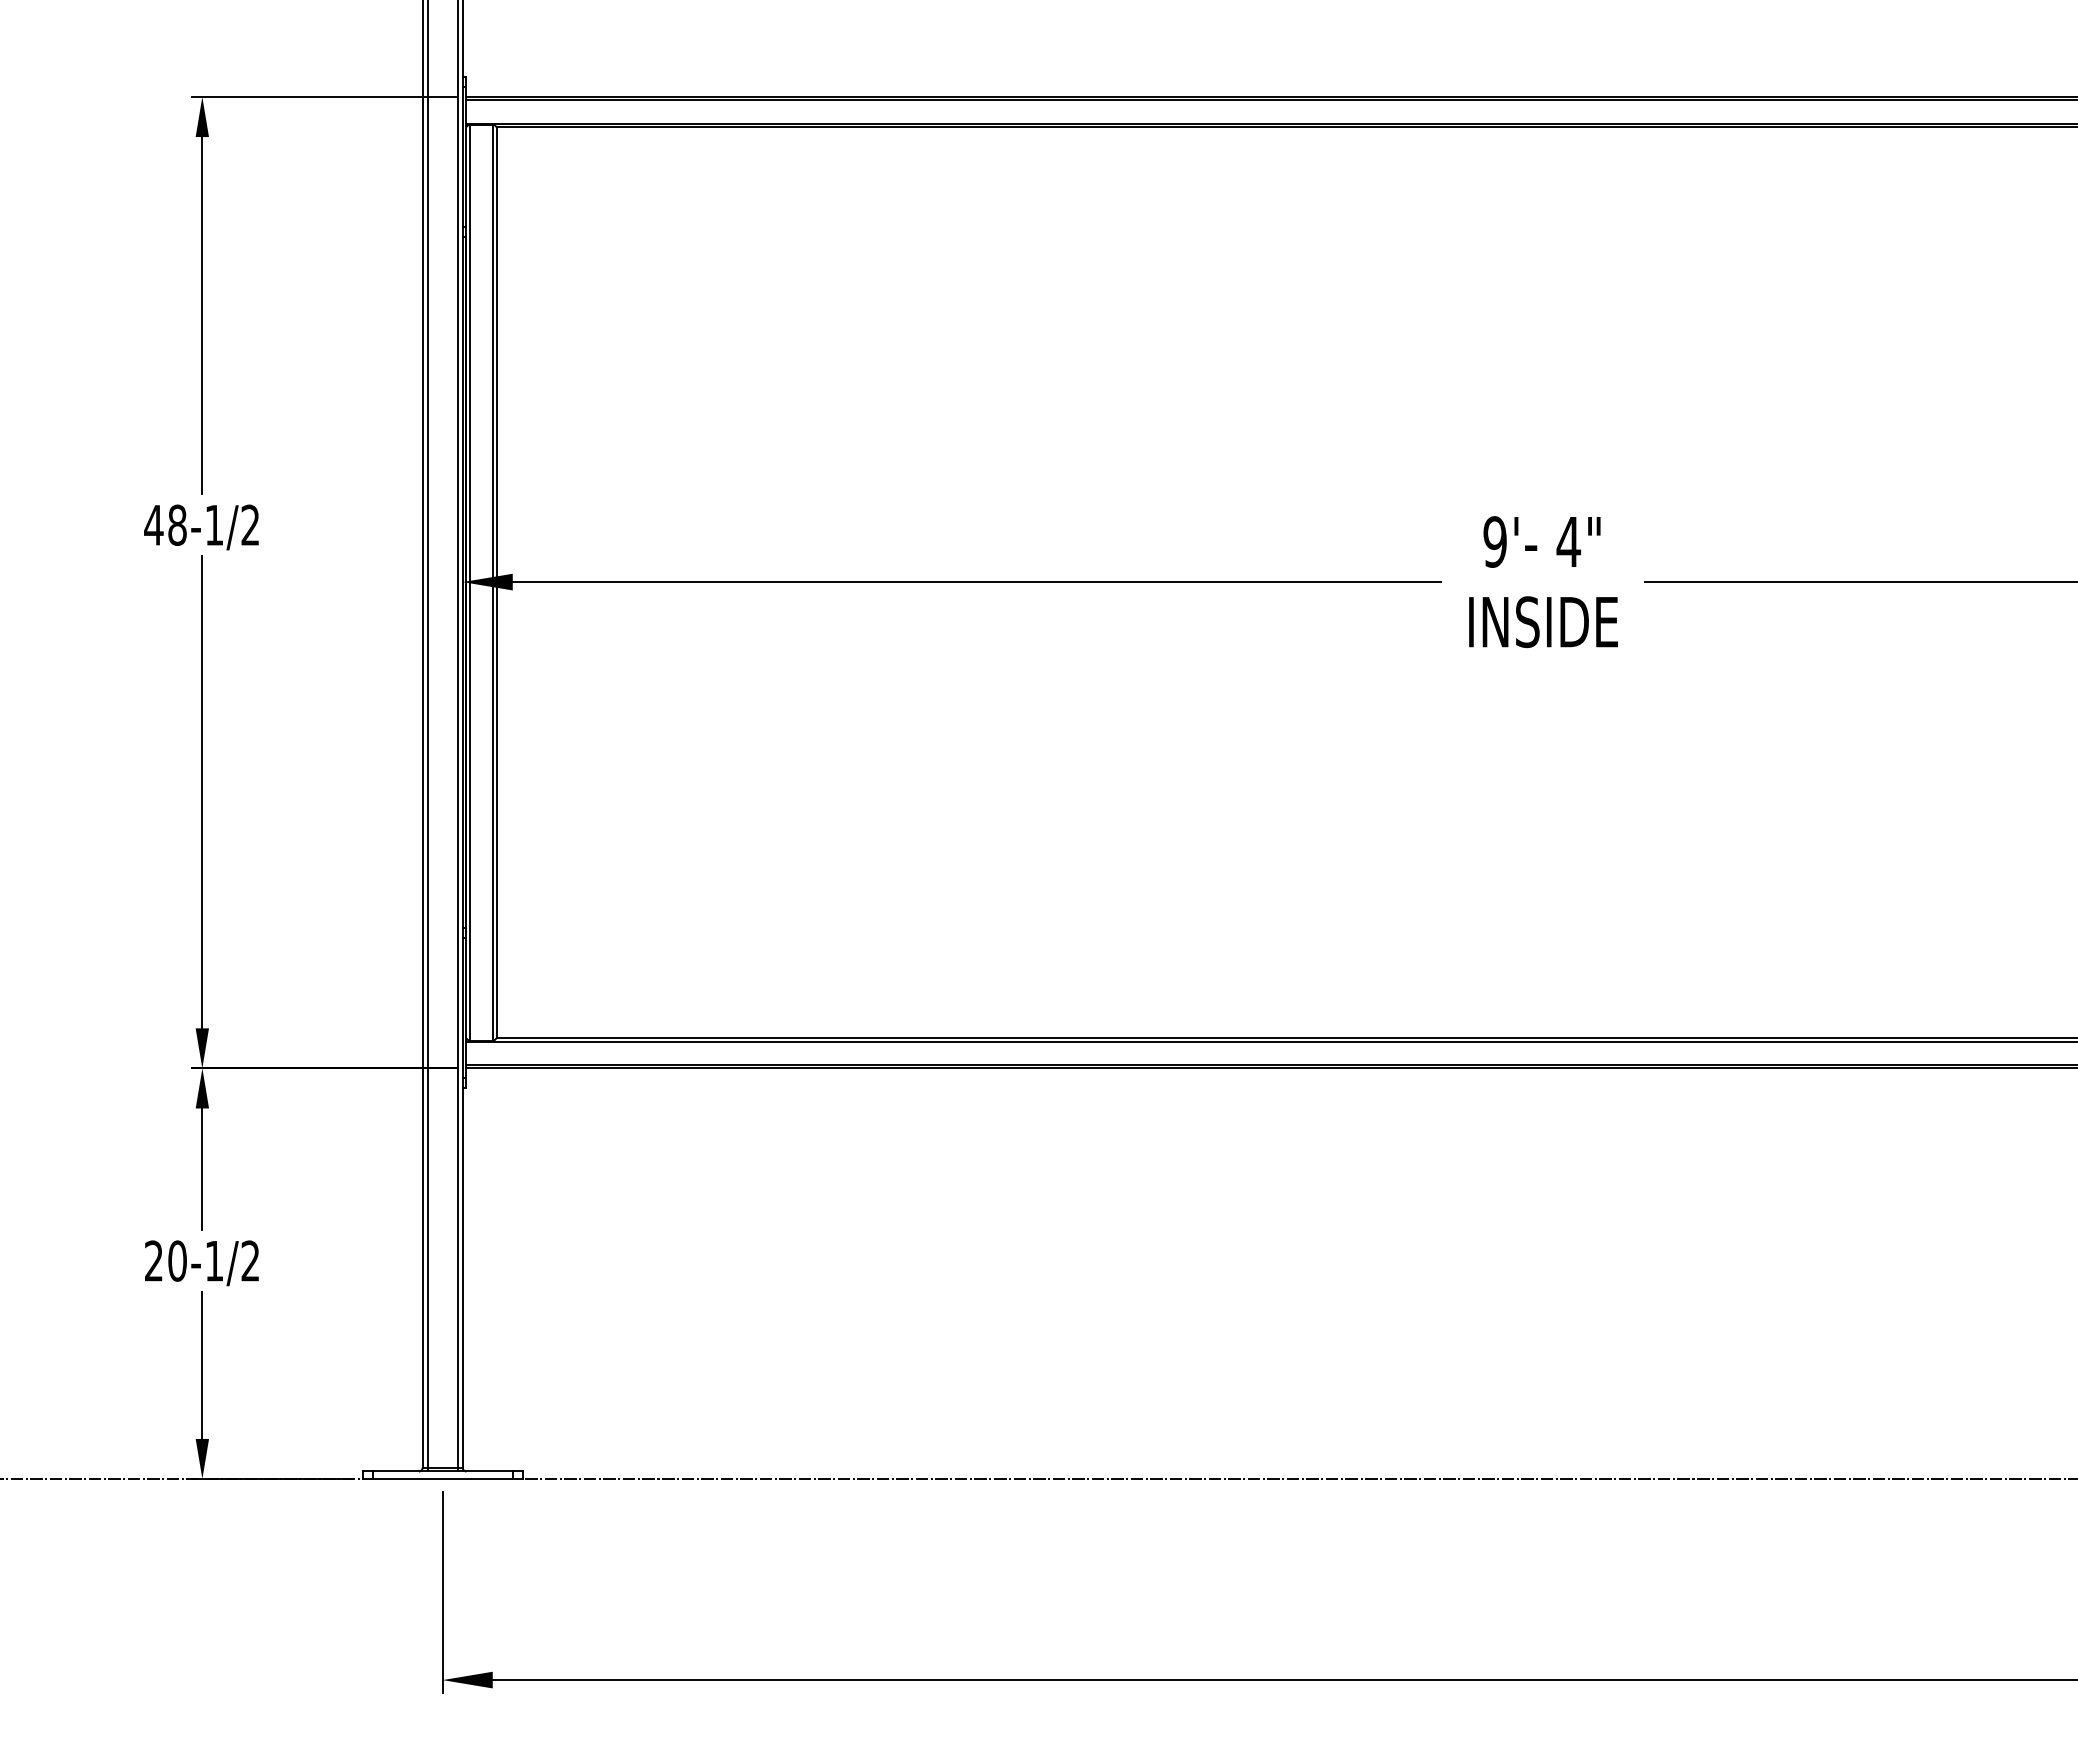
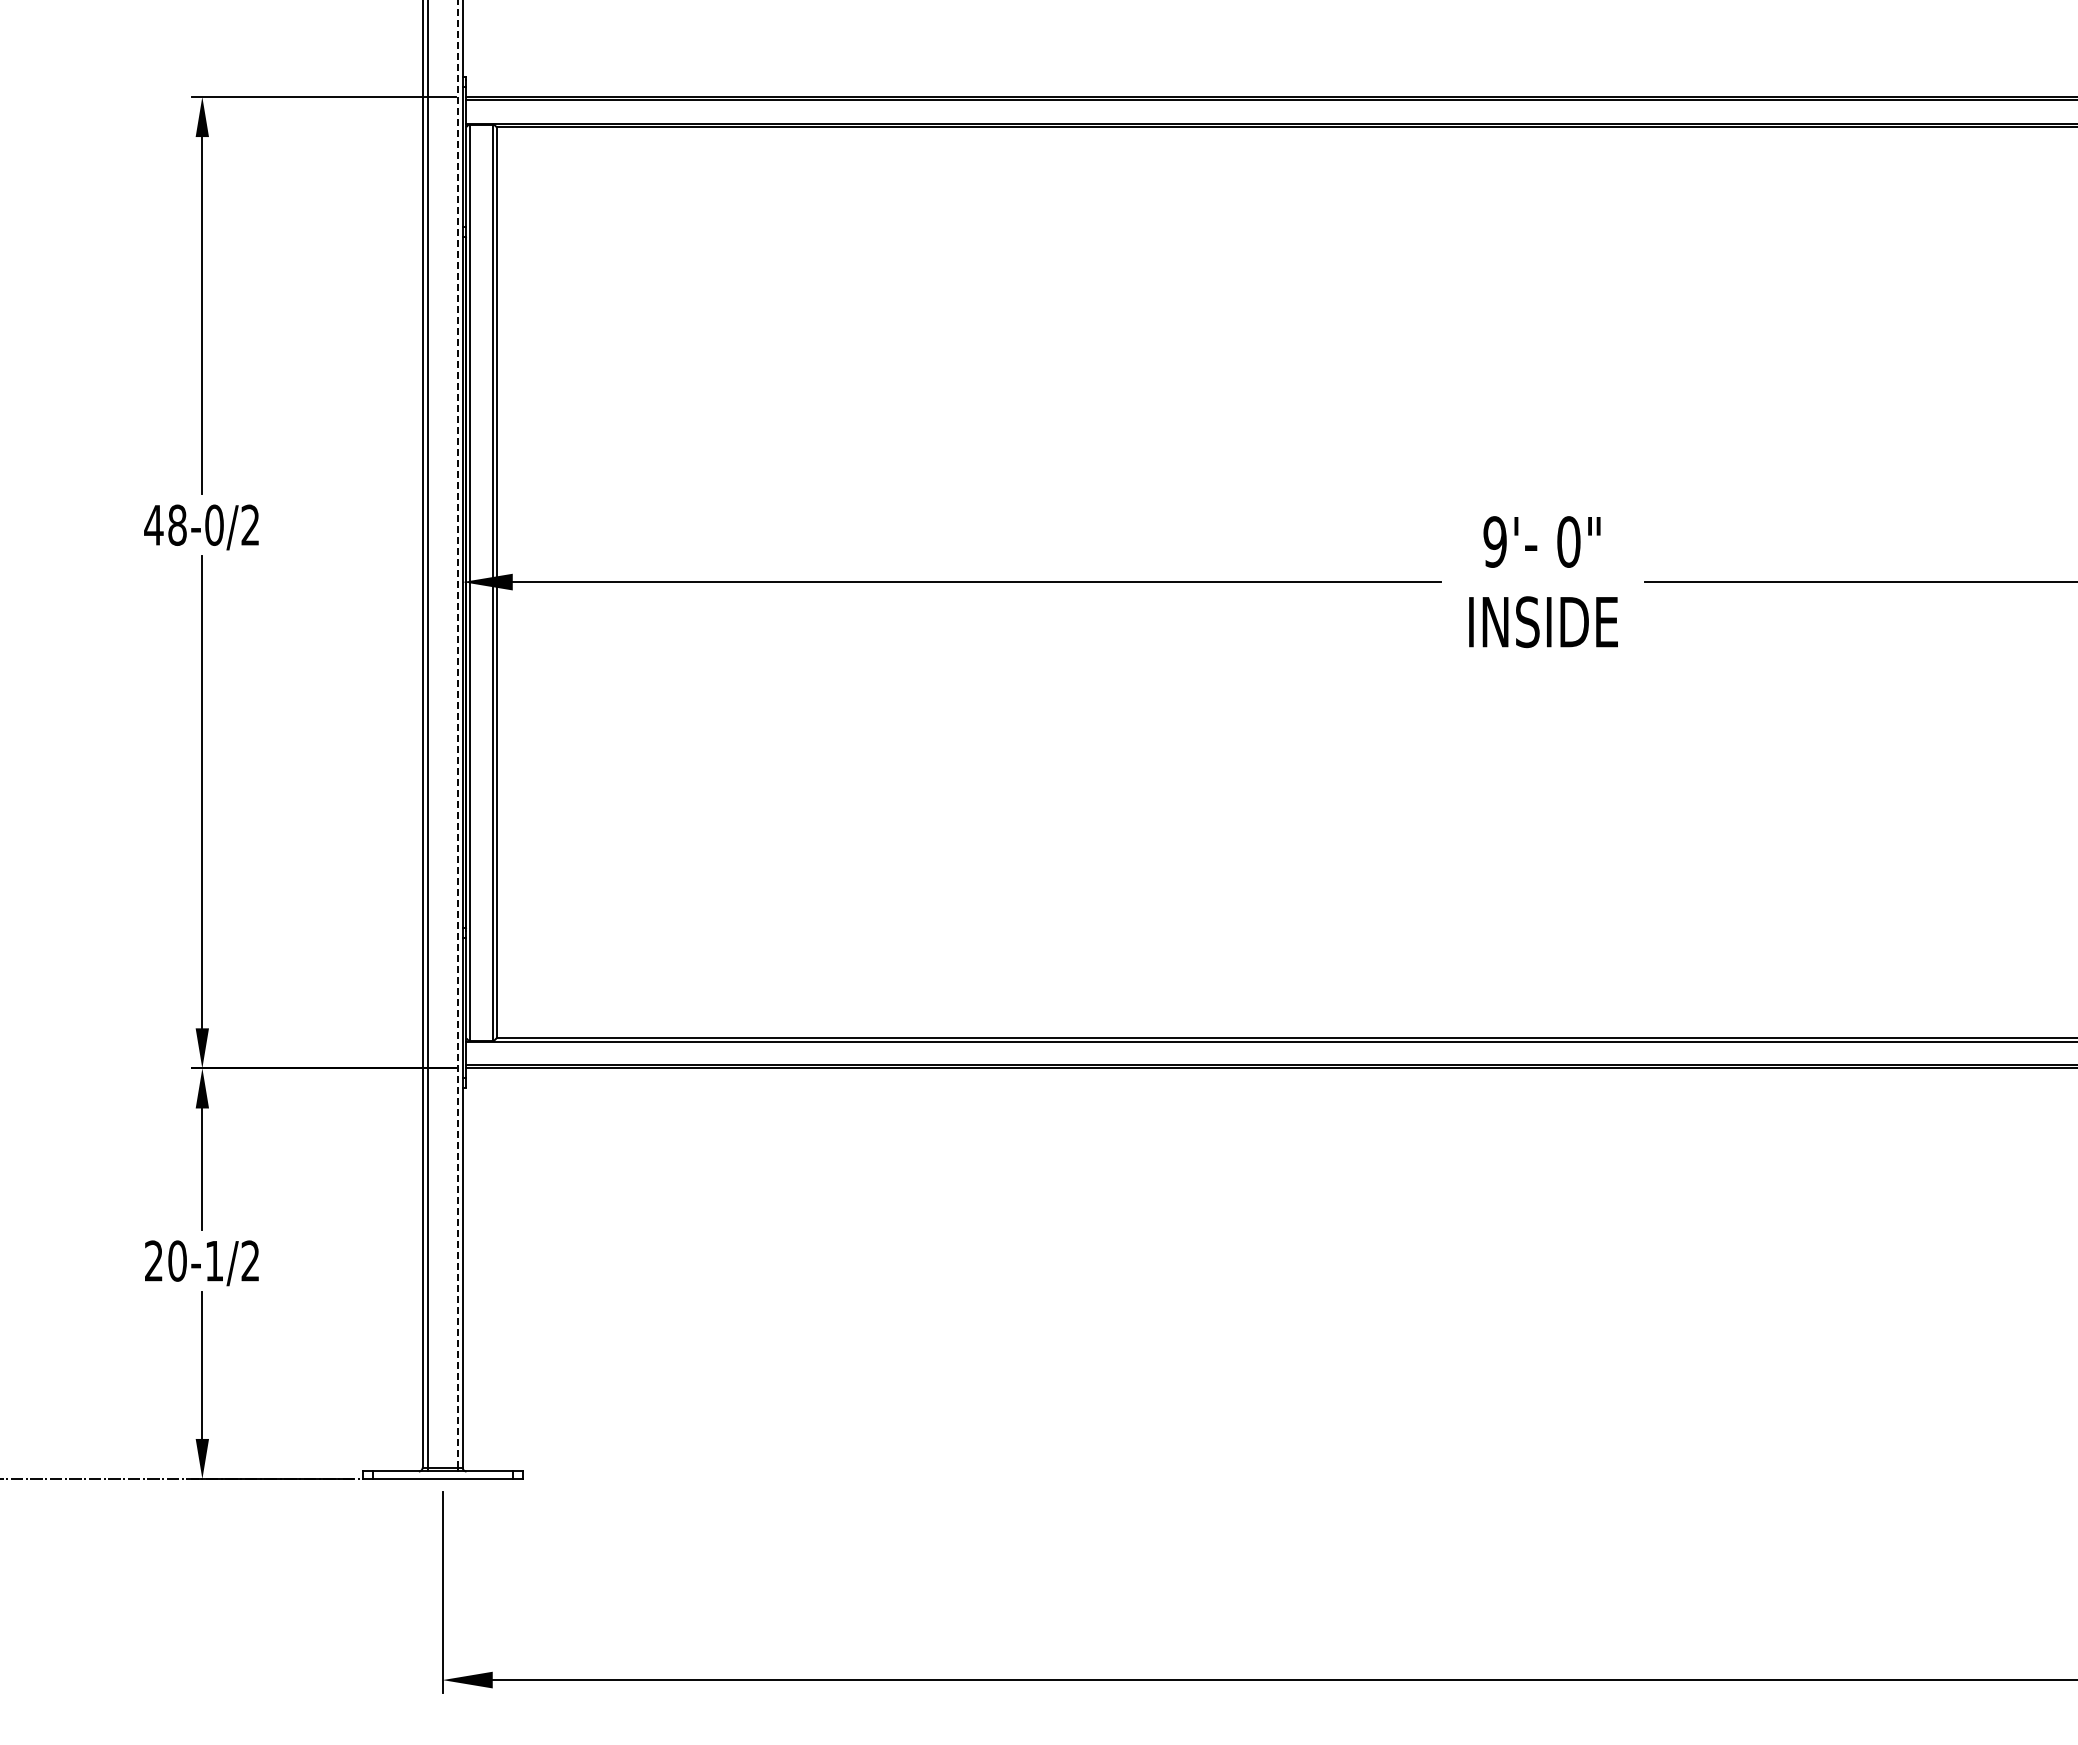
text: 48-1/2 -> 48-0/2 (214, 524)
text: 4" -> 0" (1568, 541)
line: solid -> dashed (457, 734)
line: present -> none (1299, 1479)
